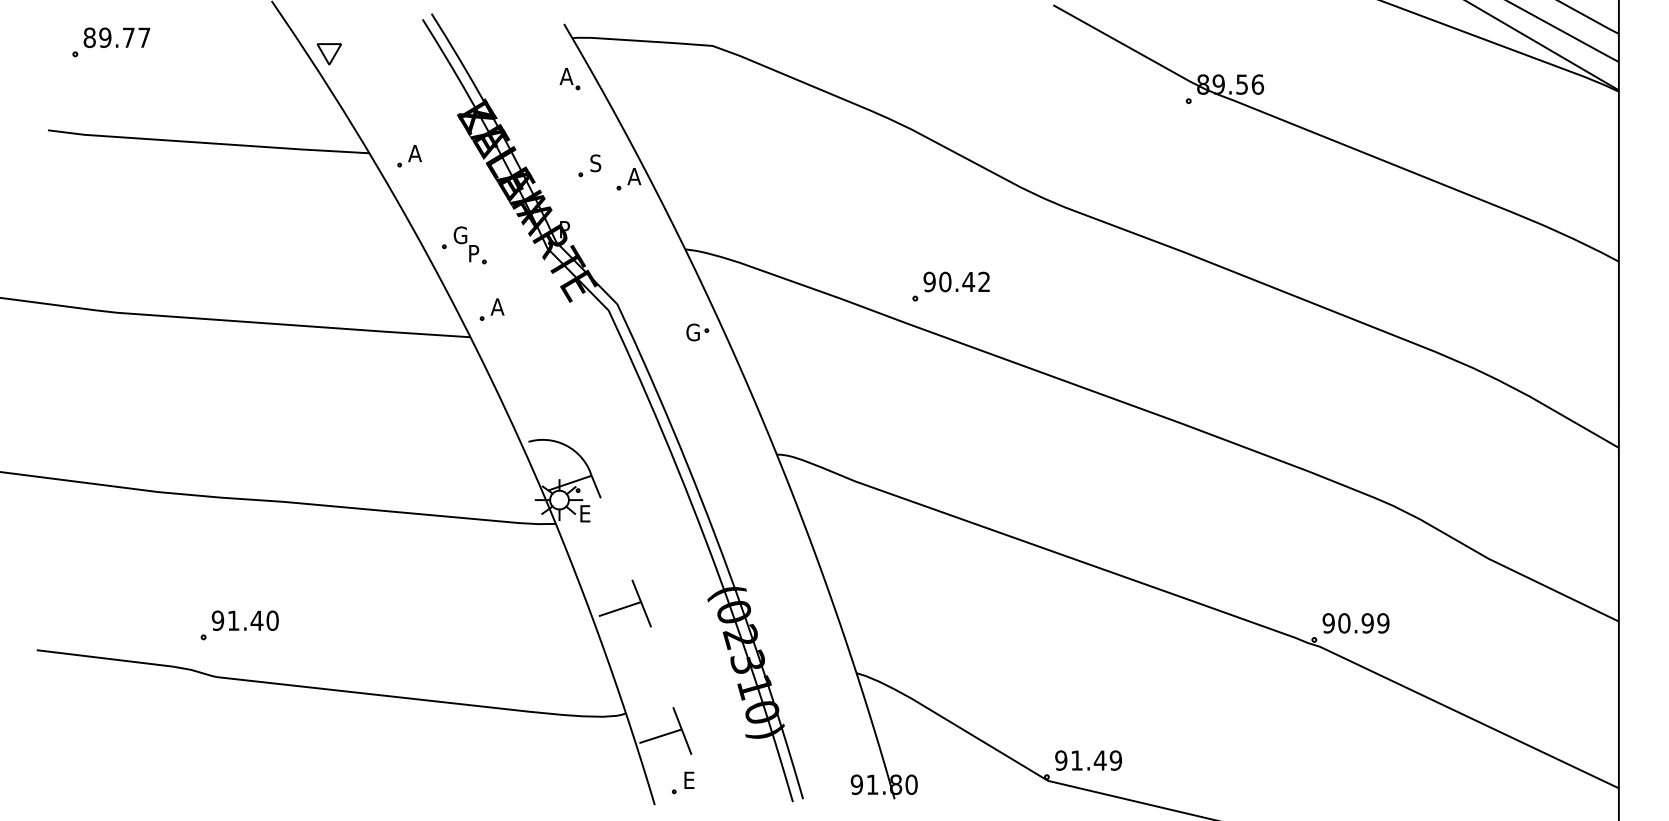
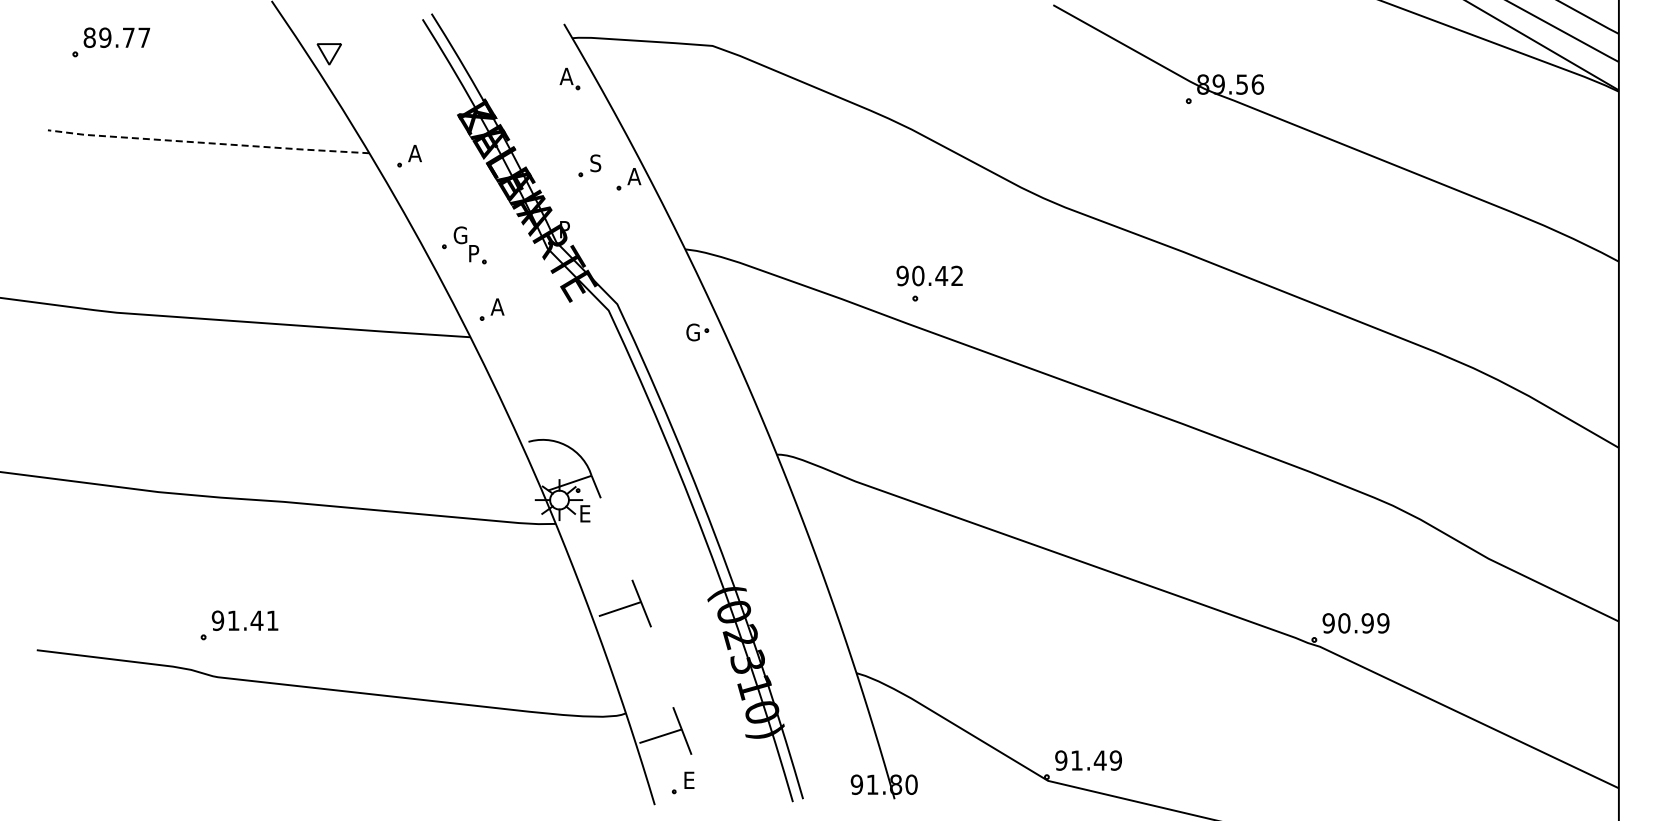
line: solid -> dashed (208, 143)
text position: (956, 281) -> (929, 275) (929, 275)
text: 91.40 -> 91.41 (272, 620)
